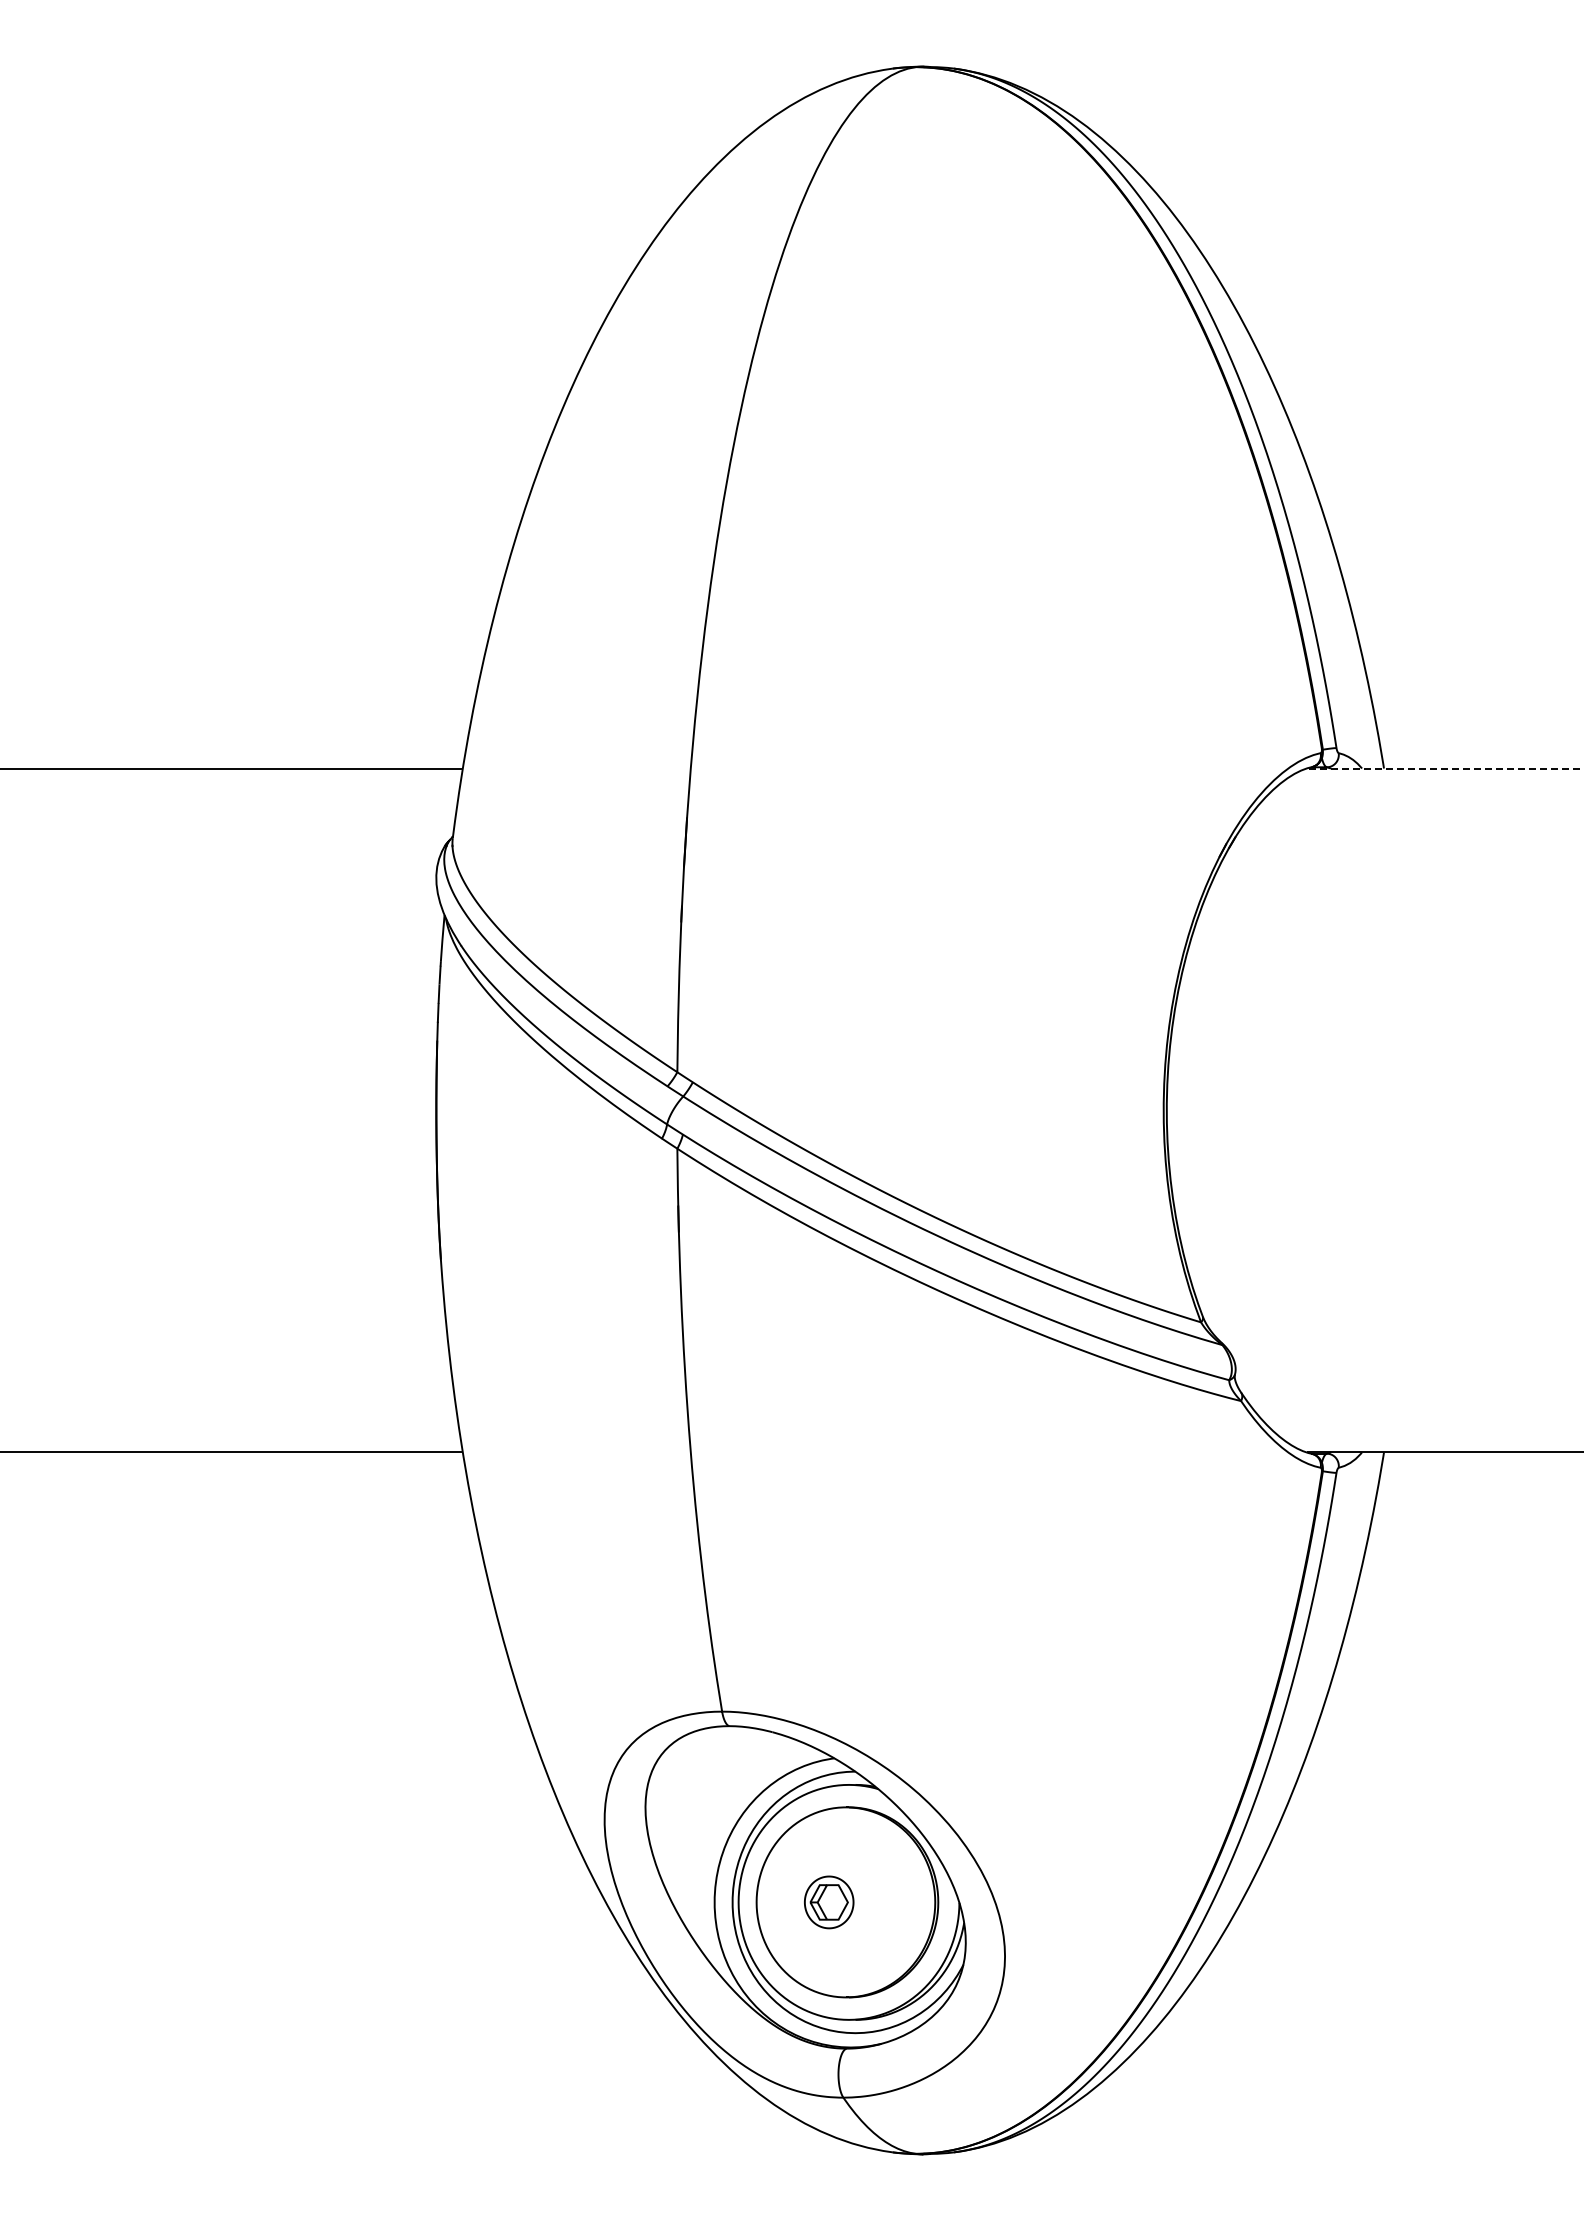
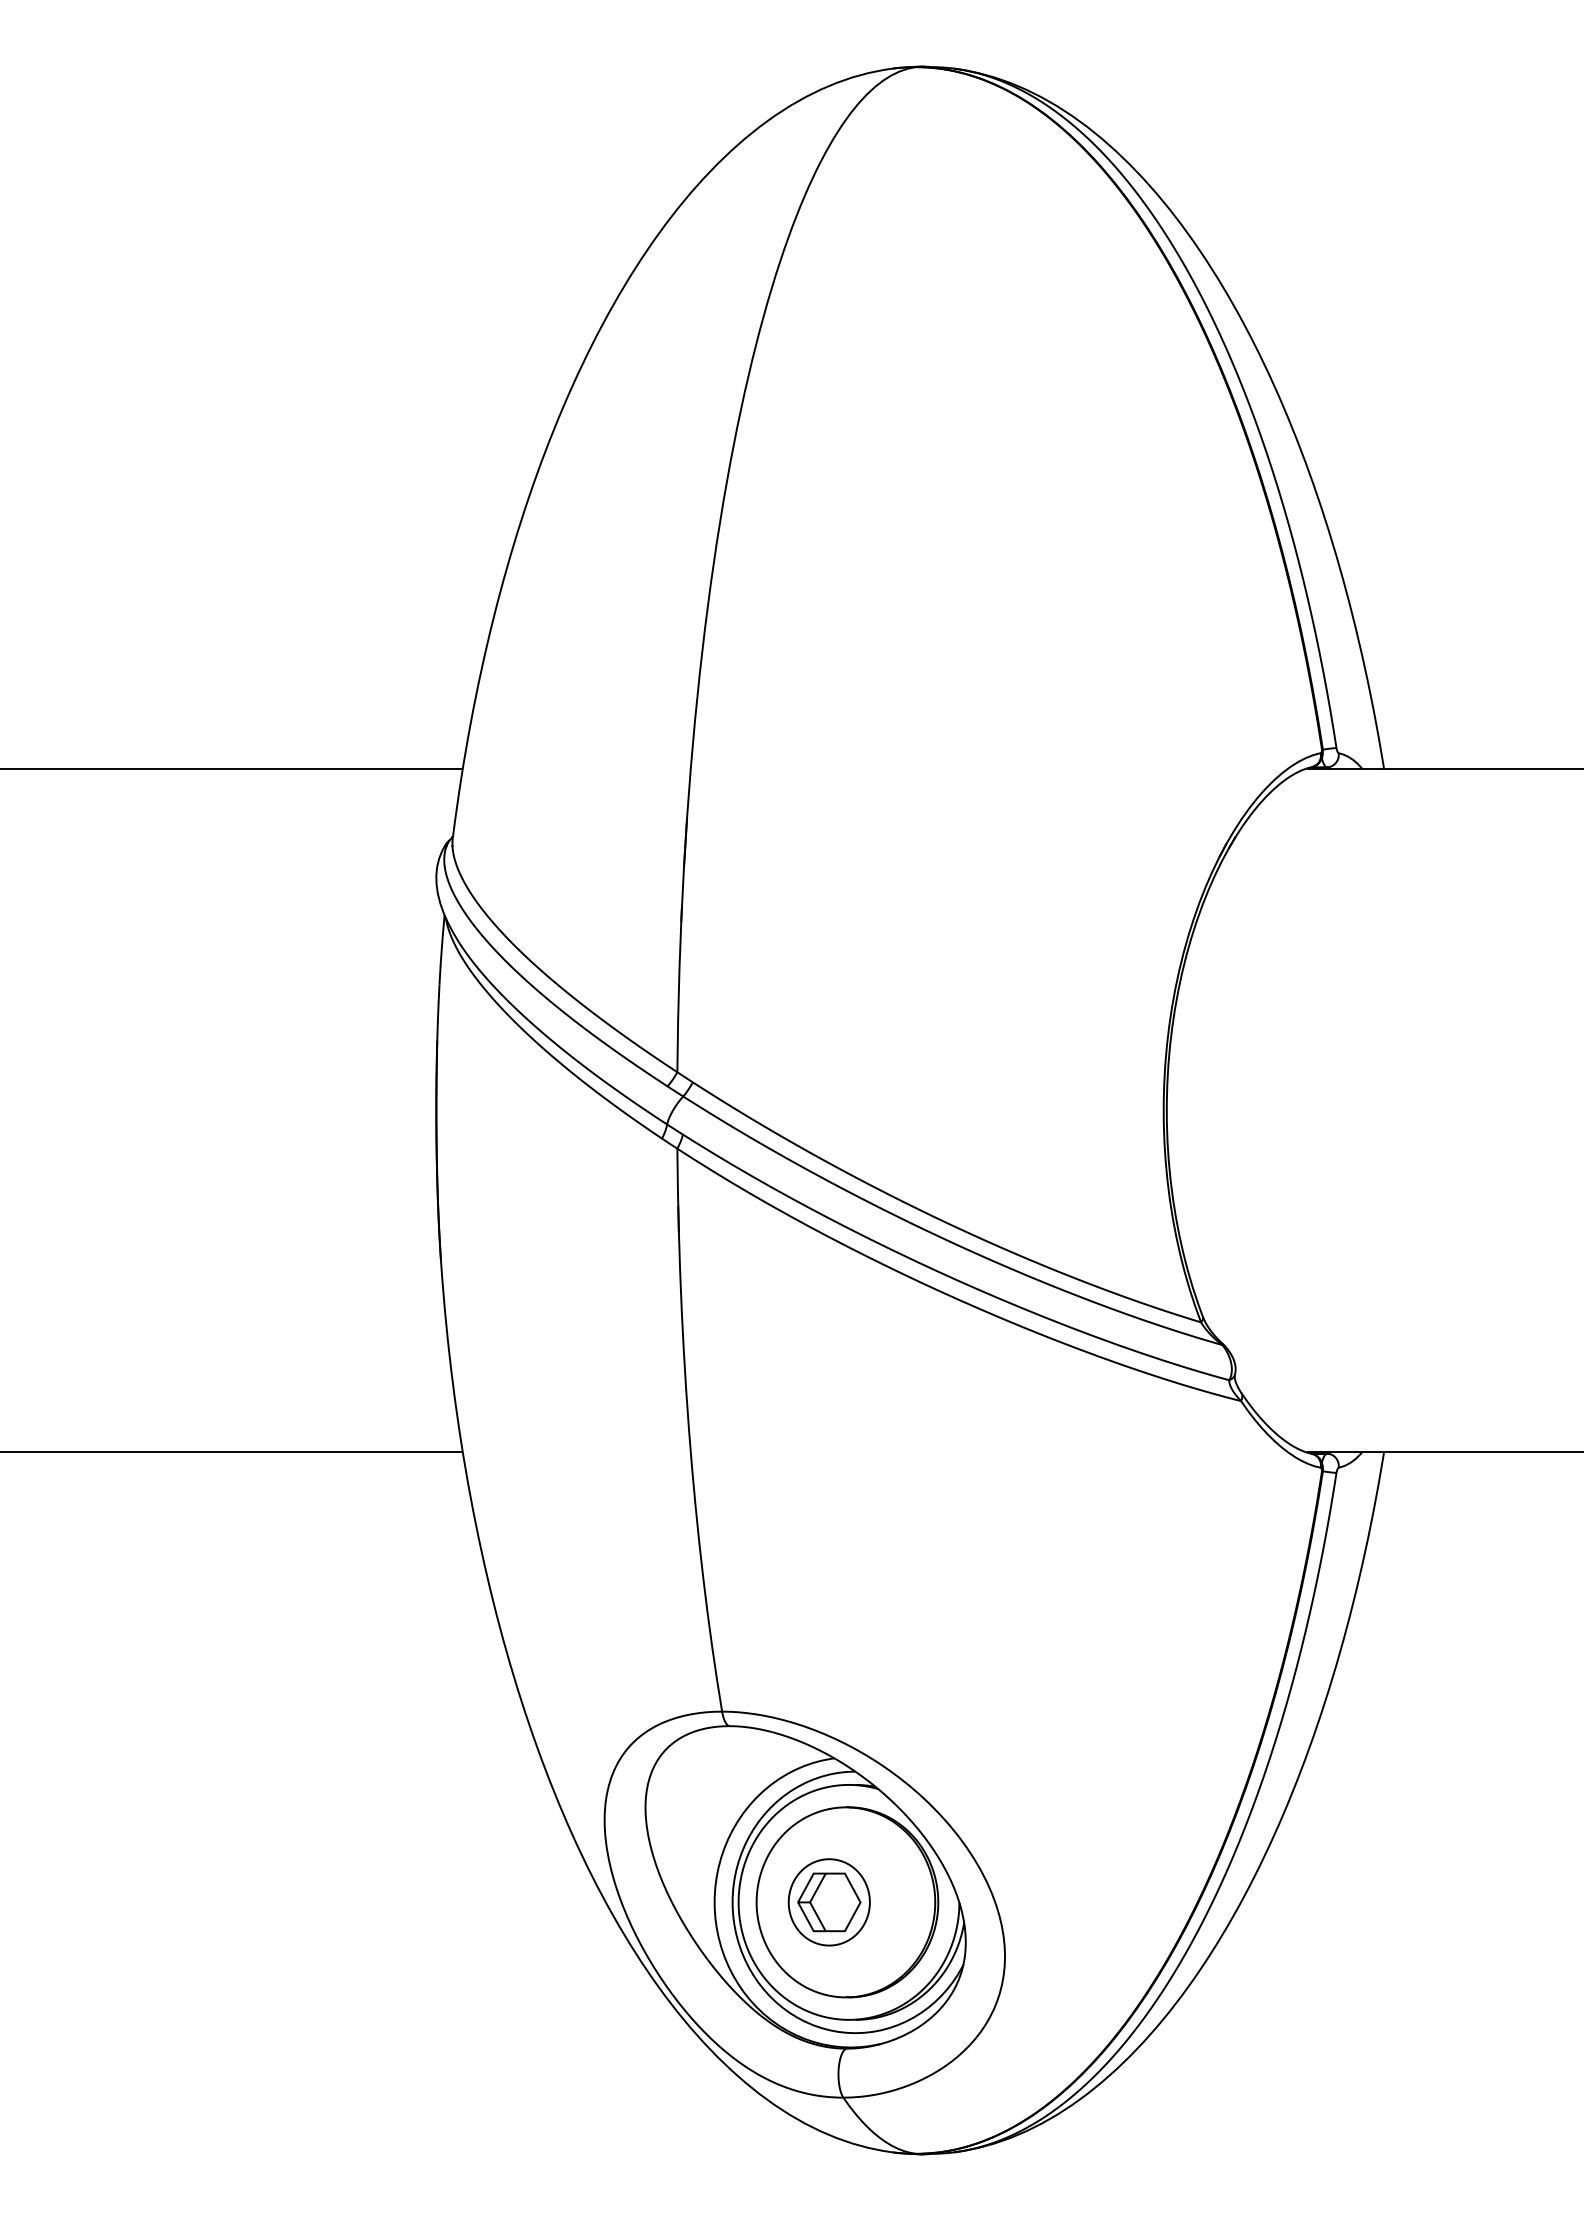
line: dashed -> solid (1444, 768)
part size: 51x55 px -> 84x89 px (828, 1902)
